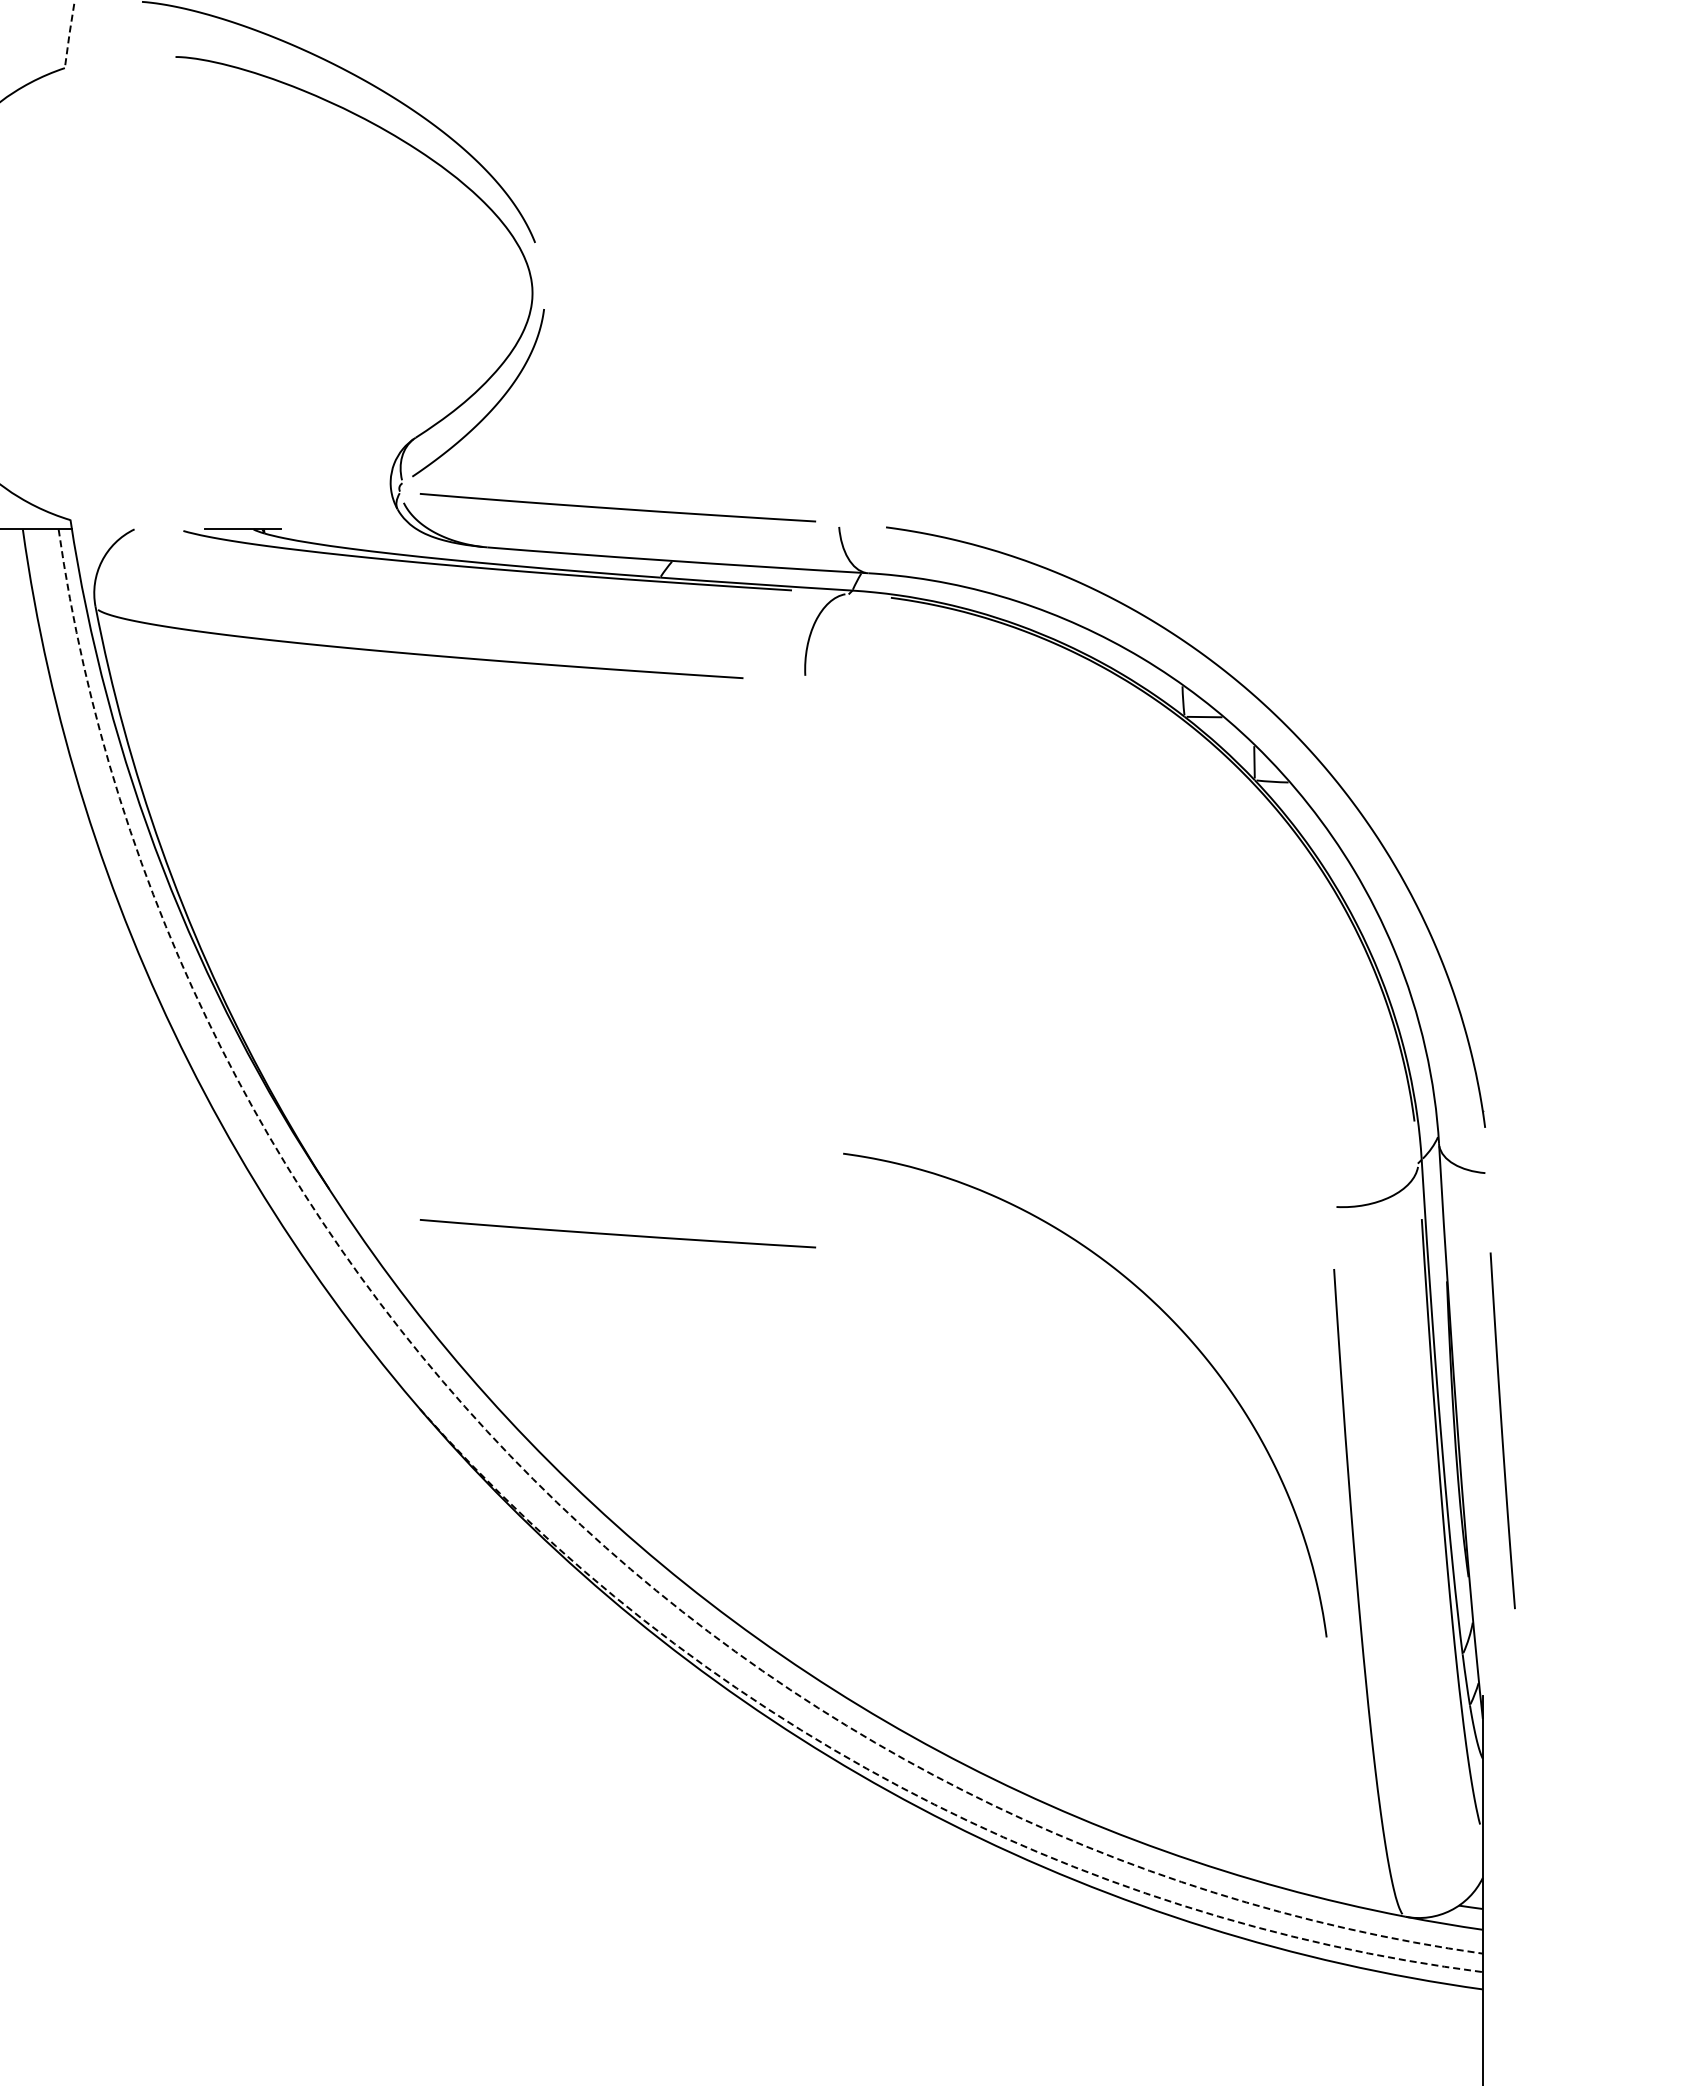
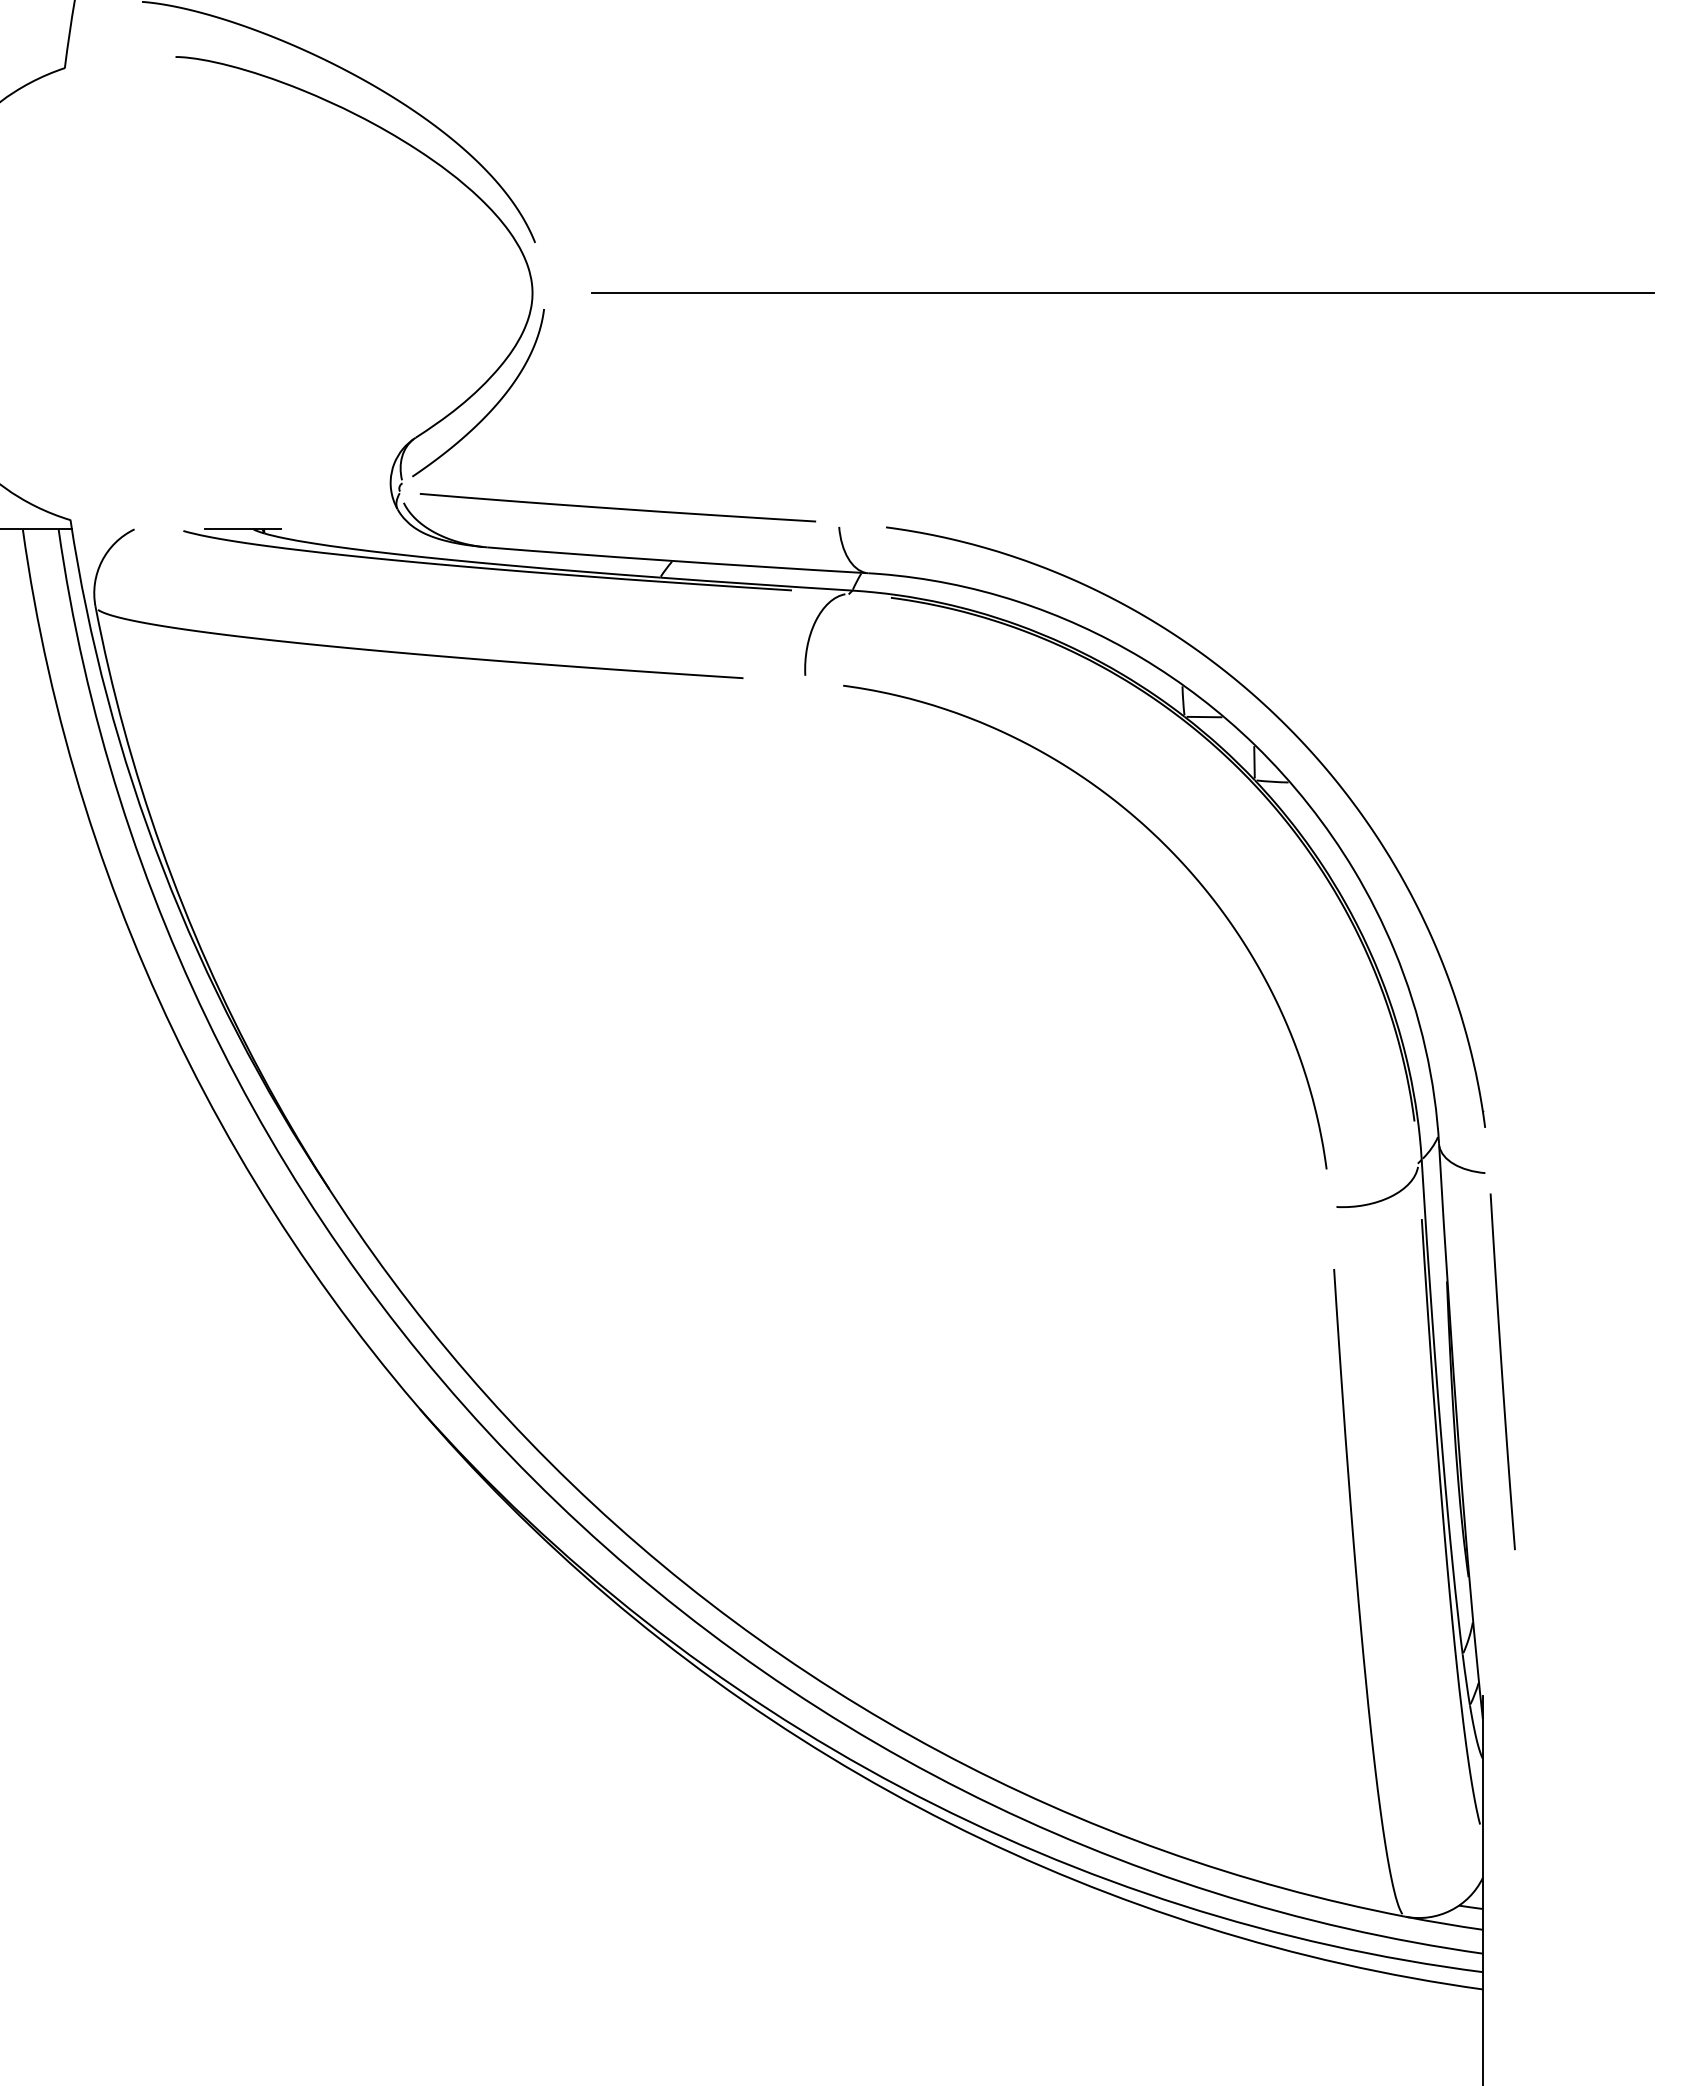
arc: dashed -> solid (69, 34)
line: none -> present (1122, 293)
curve: present -> none (617, 1233)
curve position: (1165, 1314) -> (1165, 846) (1165, 846)
line position: (1502, 1430) -> (1502, 1371) (1502, 1371)
arc: dashed -> solid (533, 1479)
arc: dashed -> solid (900, 1787)
